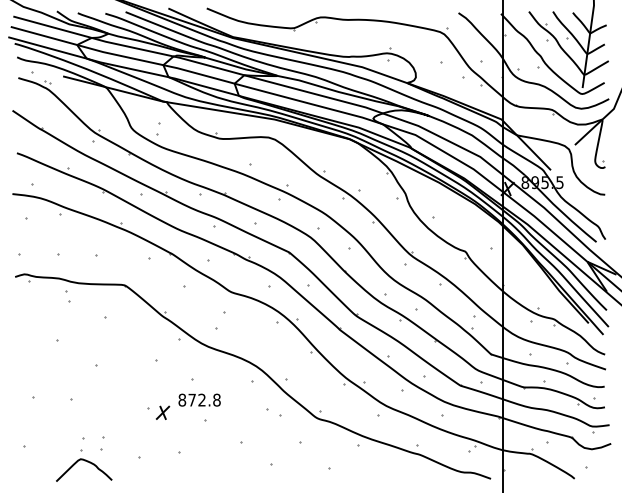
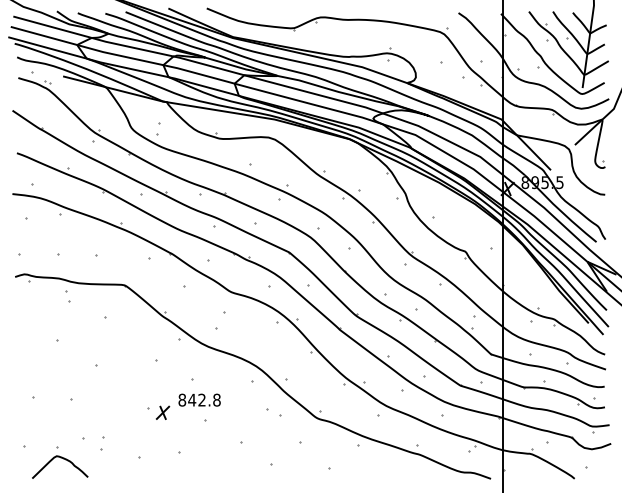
text: 872.8 -> 842.8 (192, 399)
part position: (84, 465) -> (60, 462) (60, 462)
